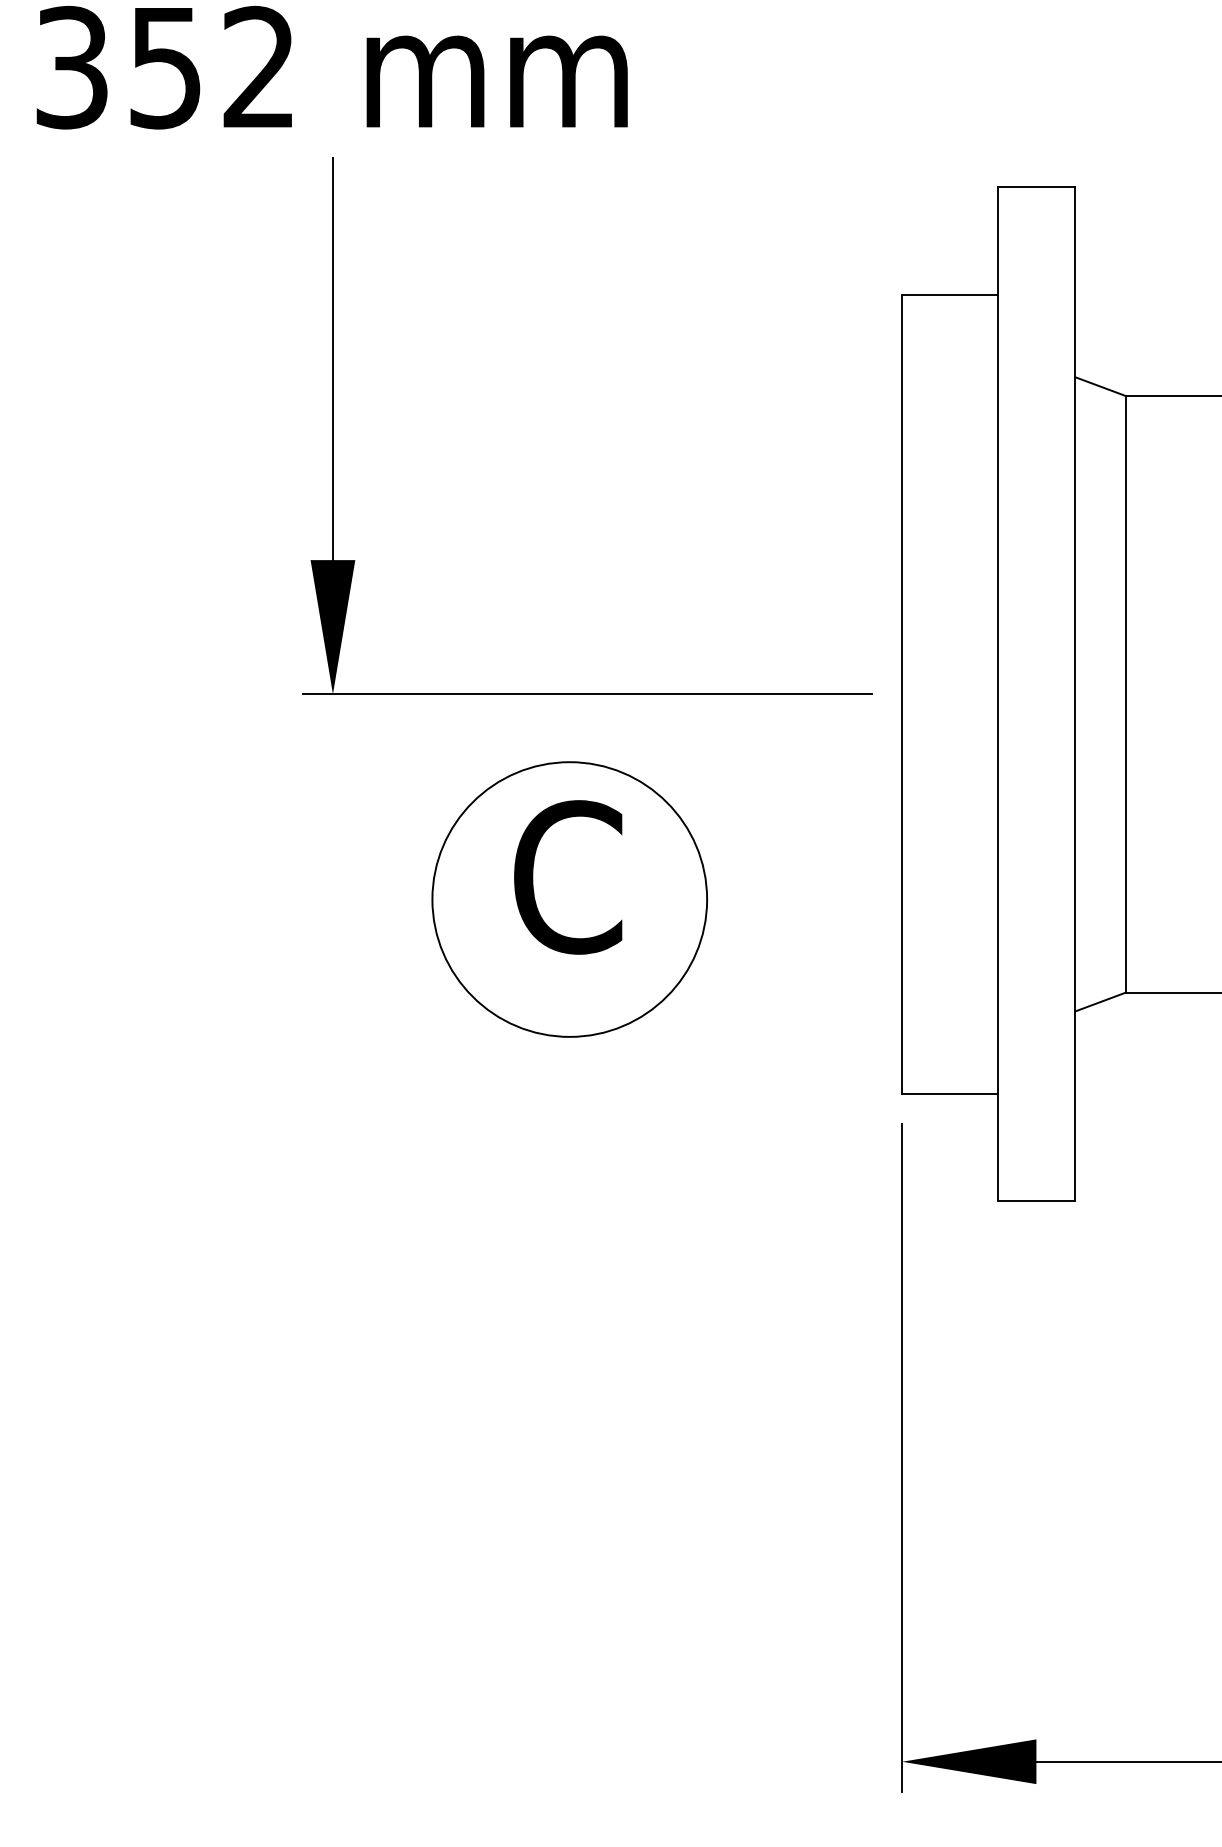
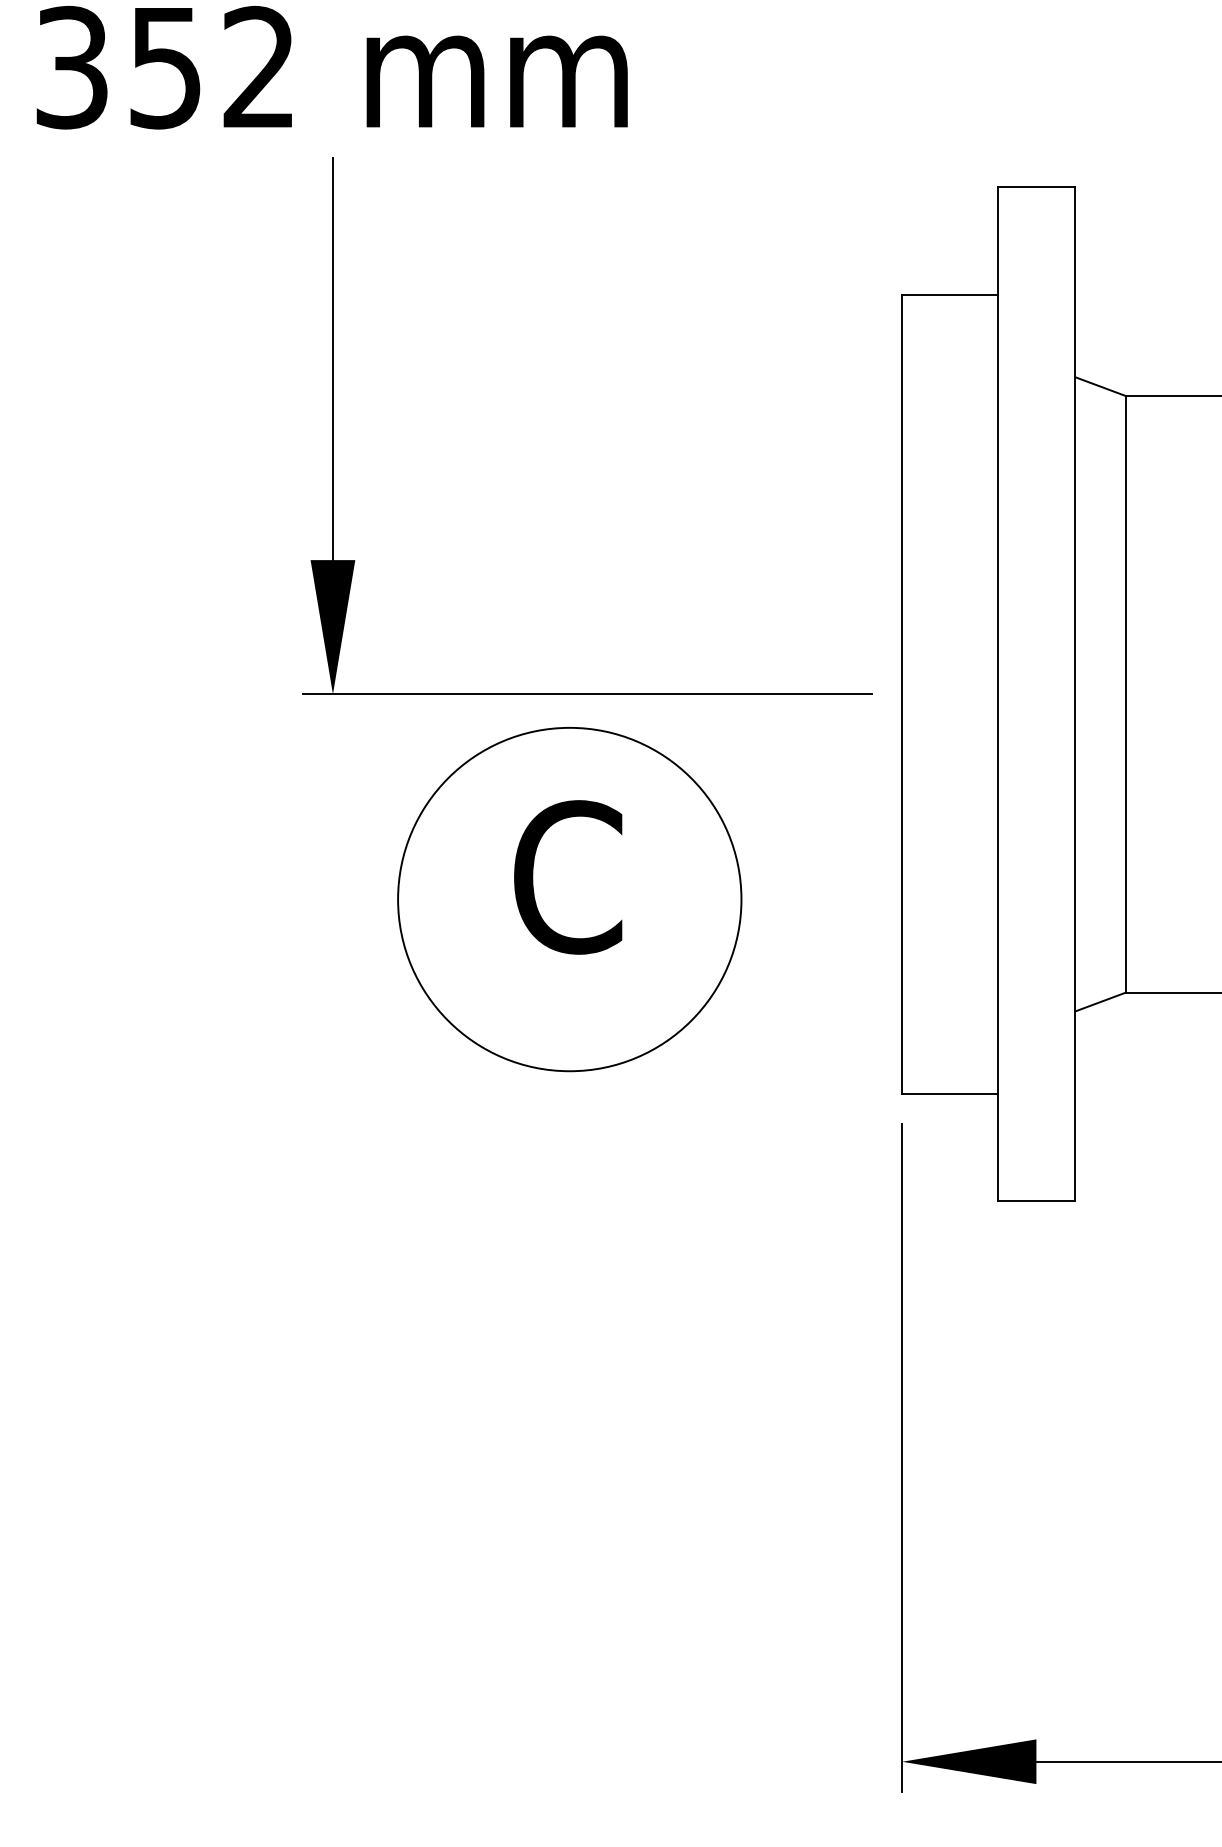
circle diameter: 275 px -> 343 px (569, 899)
